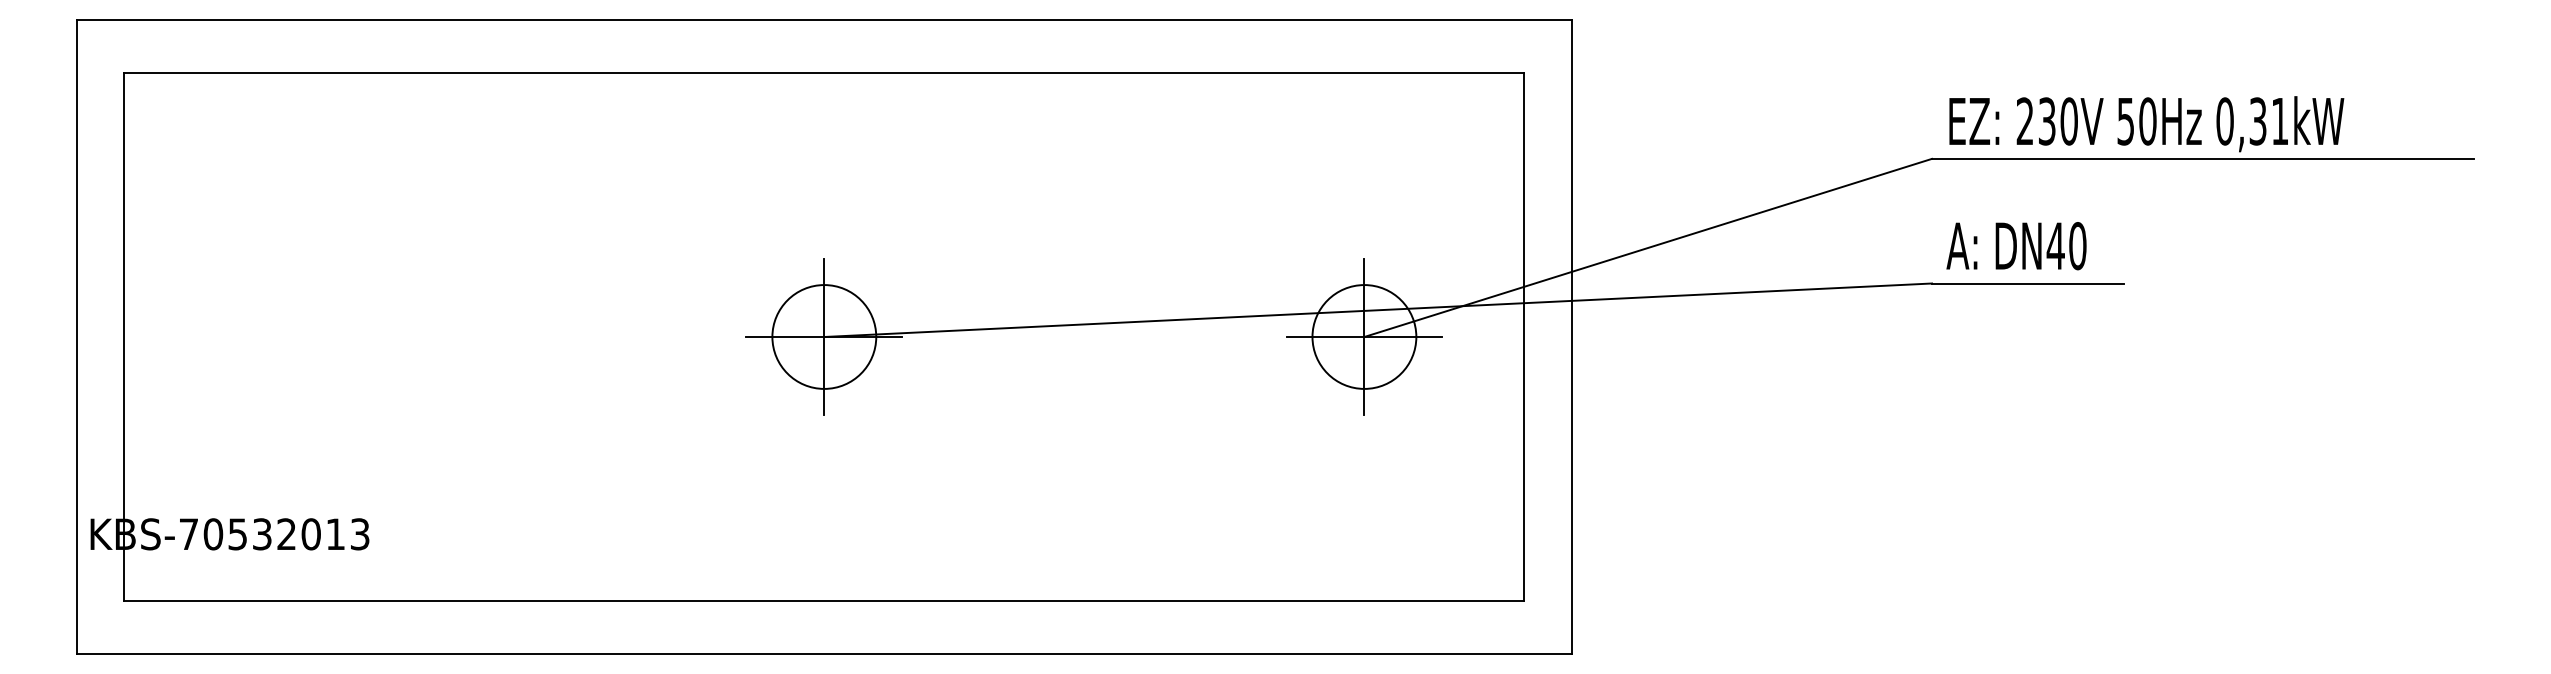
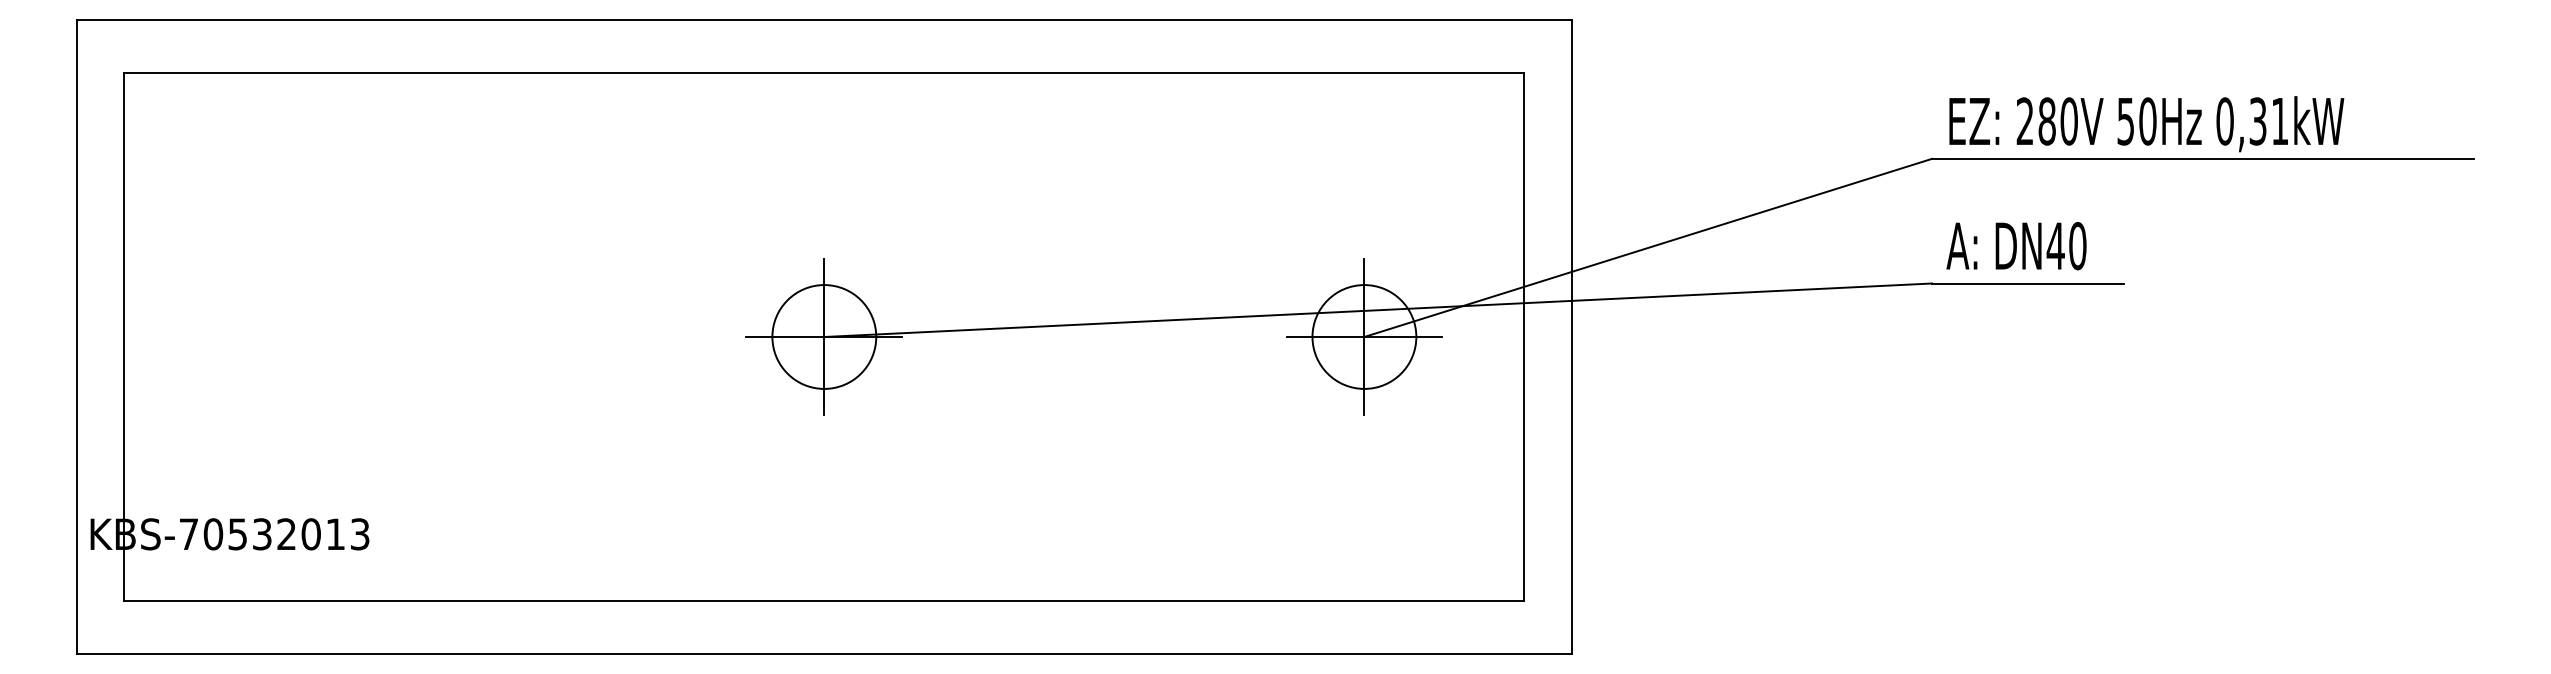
text: 230V -> 280V (2046, 121)
